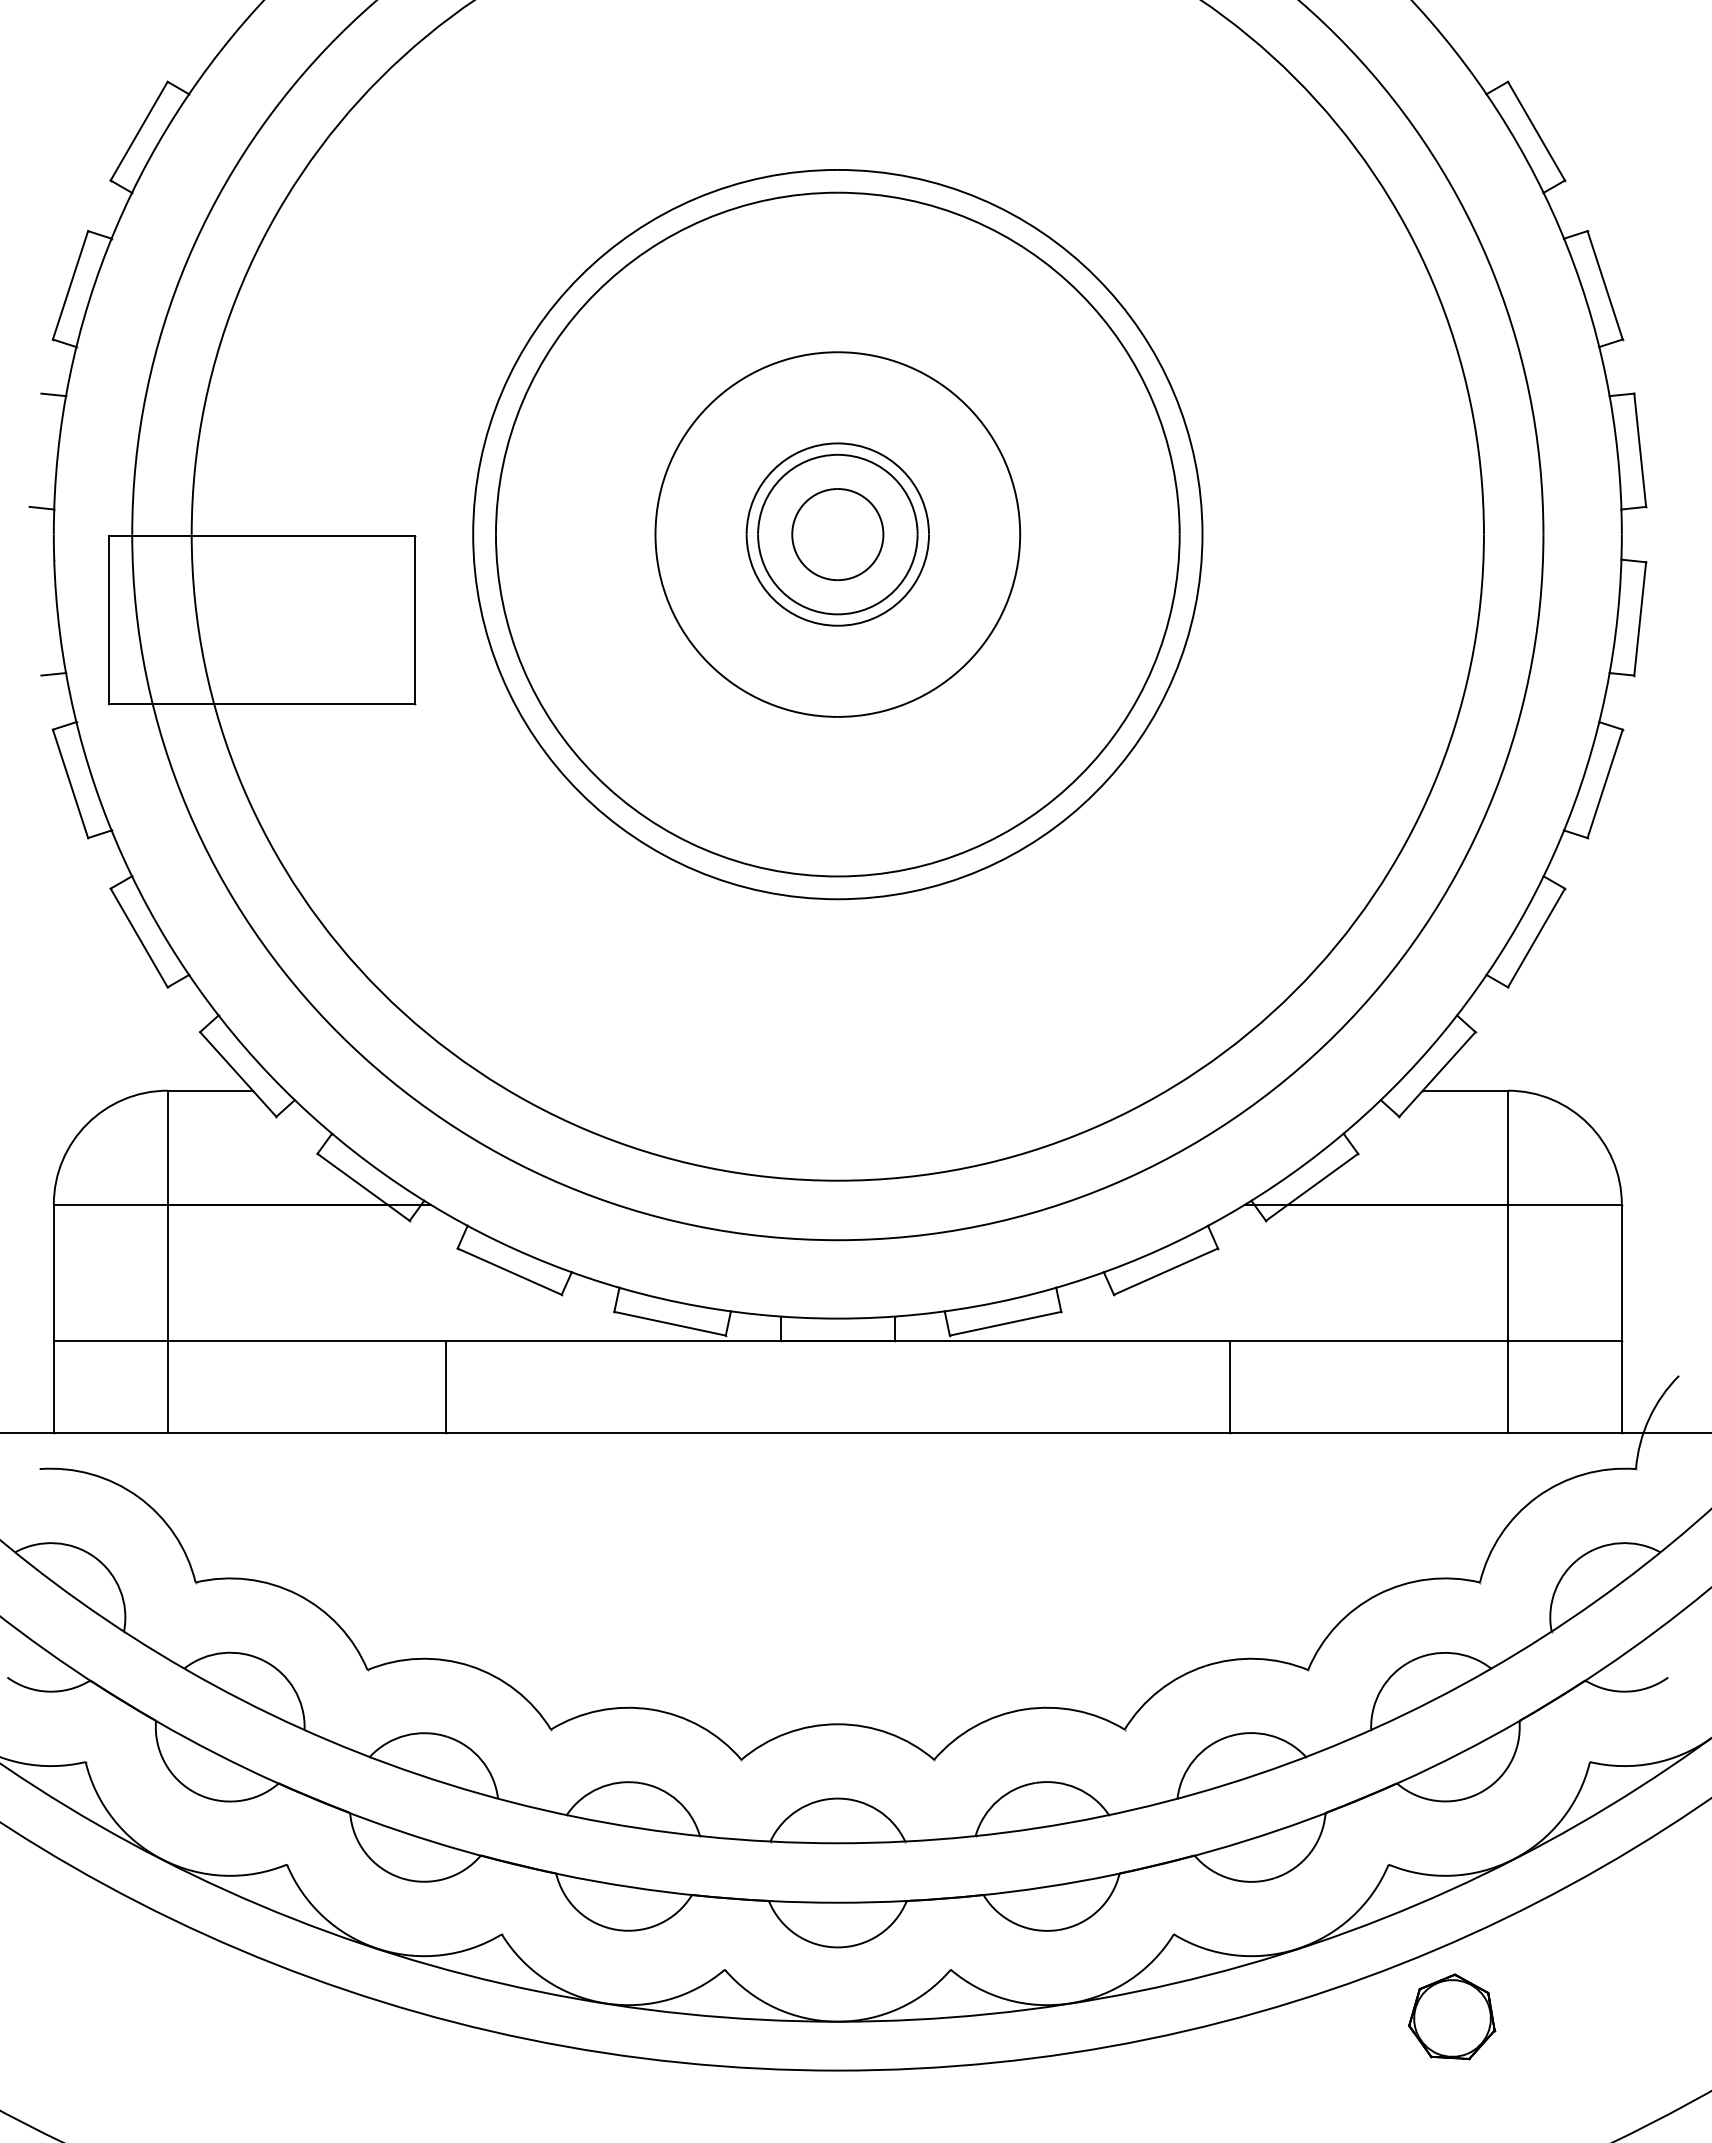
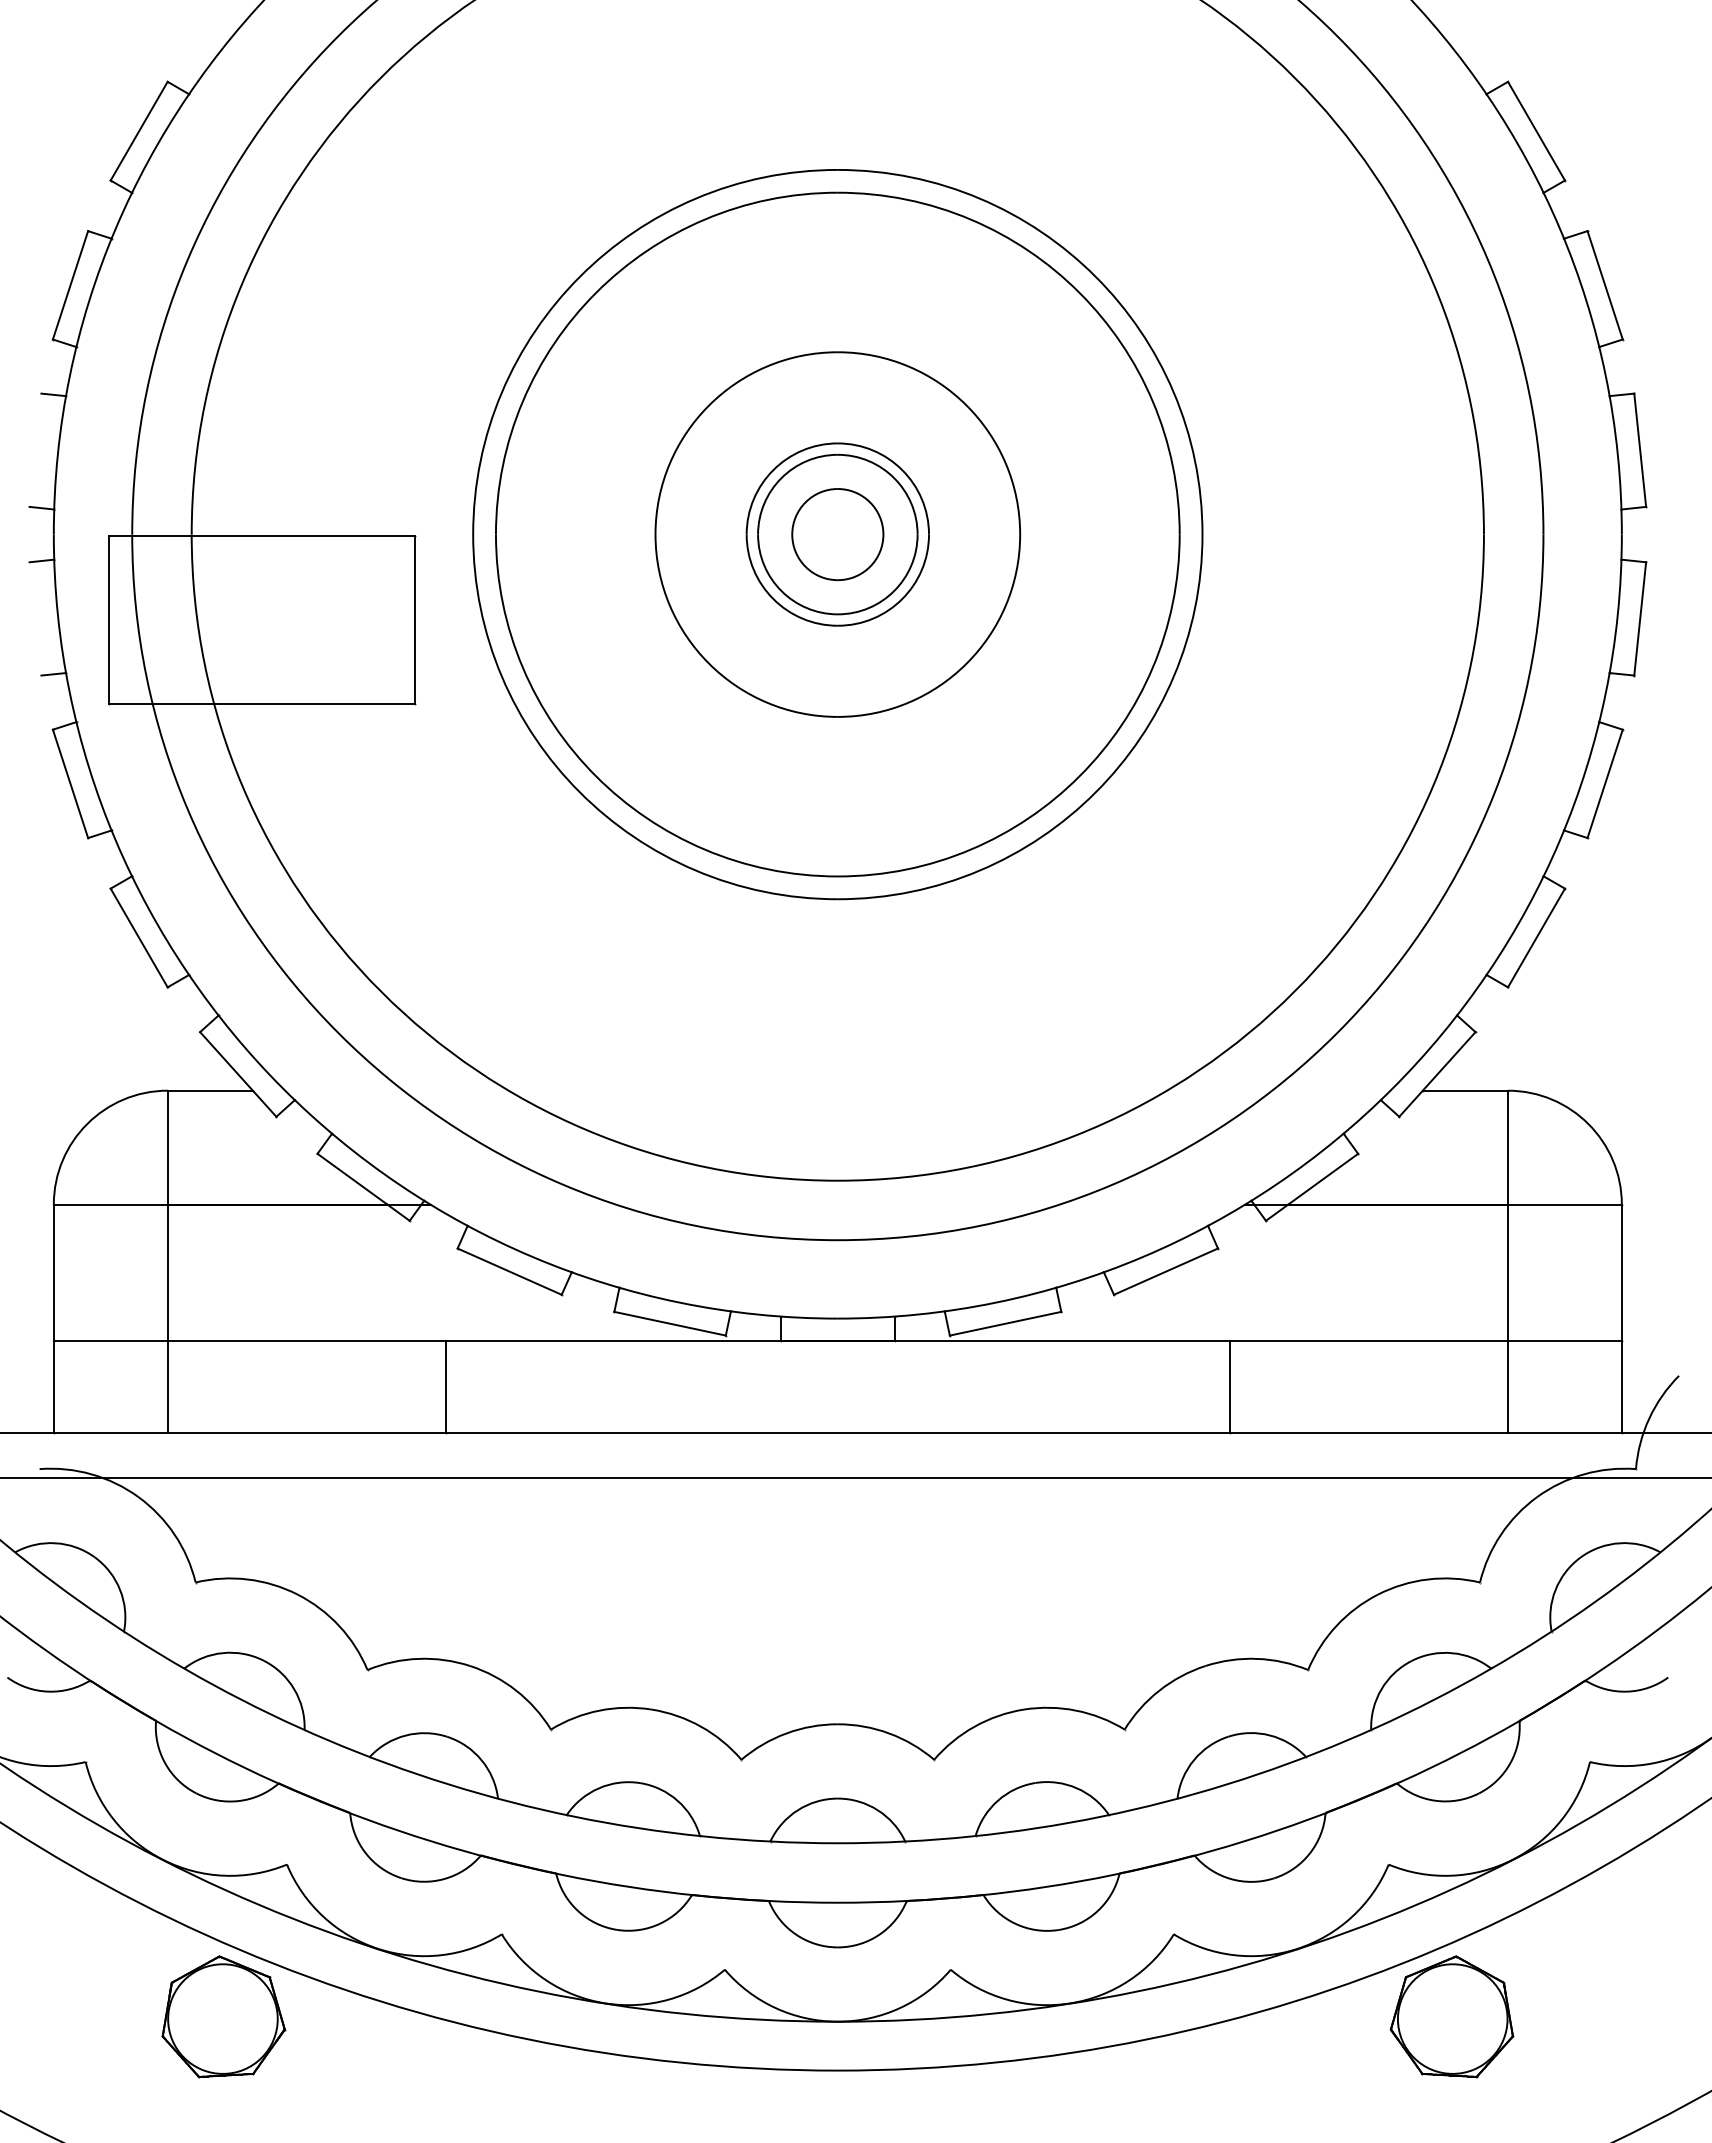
line: none -> present (41, 560)
line: none -> present (855, 1478)
part: none -> present (223, 2016)
part size: 89x88 px -> 126x124 px (1451, 2016)
